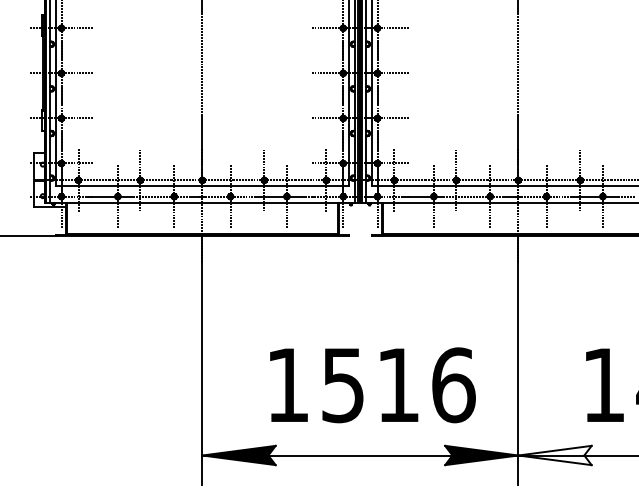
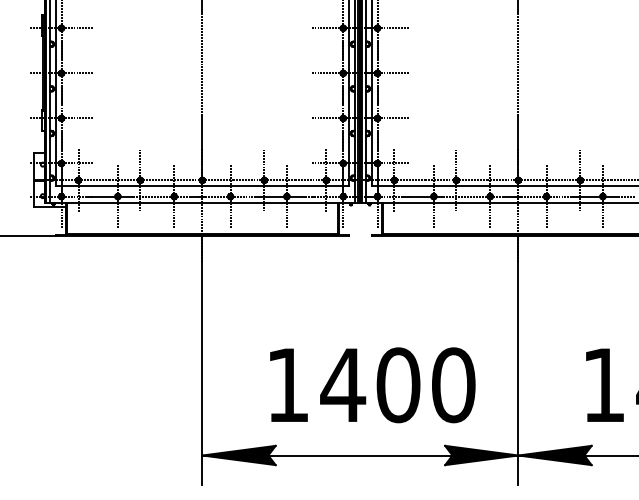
text: 1516 -> 1400 (397, 385)
fill: none -> present (554, 455)
